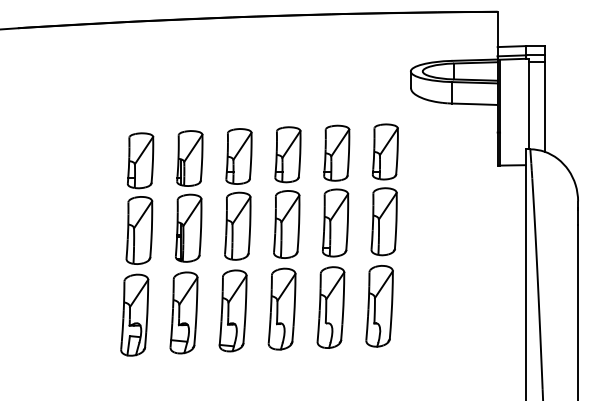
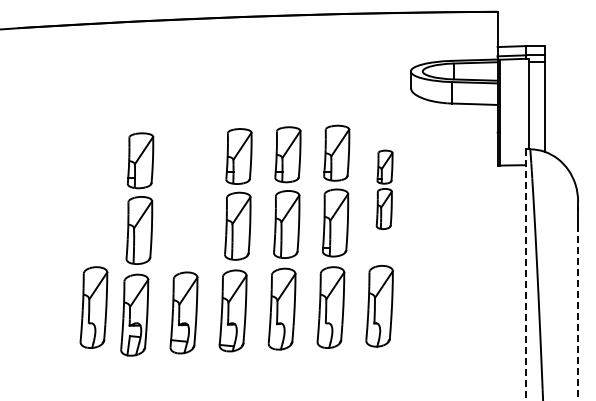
part size: 29x134 px -> 19x82 px (384, 189)
part: present -> none (189, 196)
line: solid -> dashed (526, 275)
part: none -> present (93, 307)
line: solid -> dashed (578, 312)
